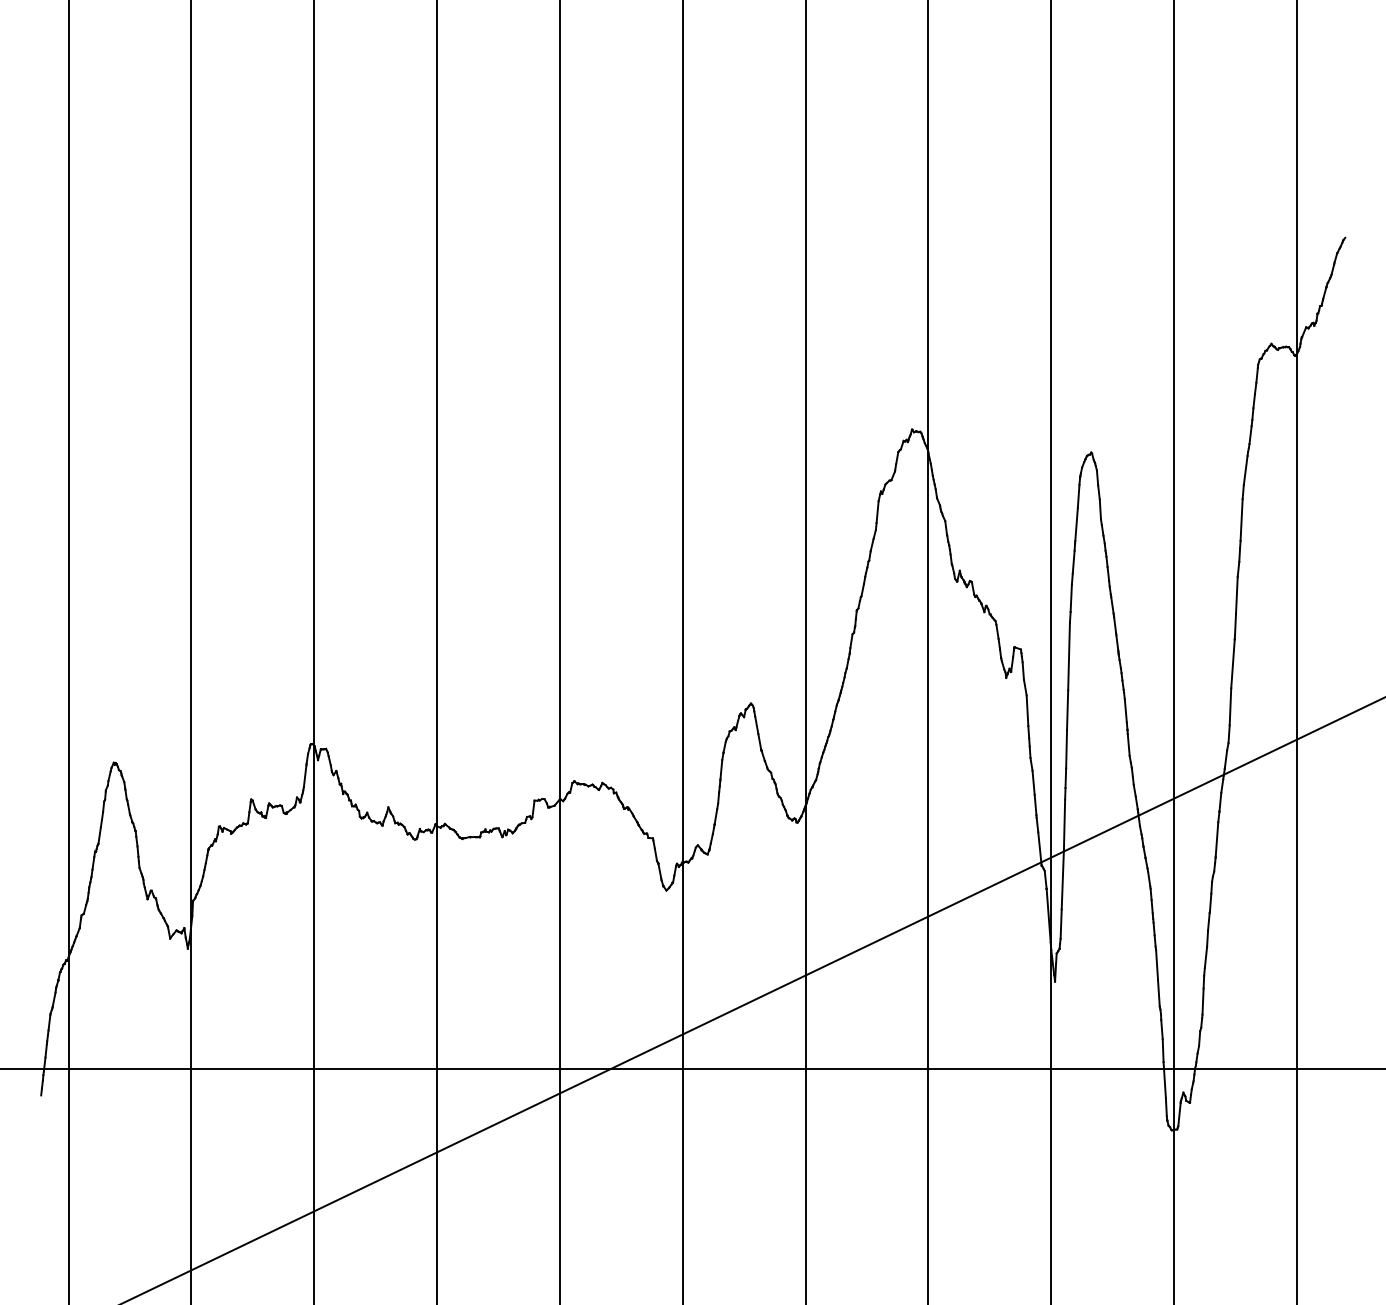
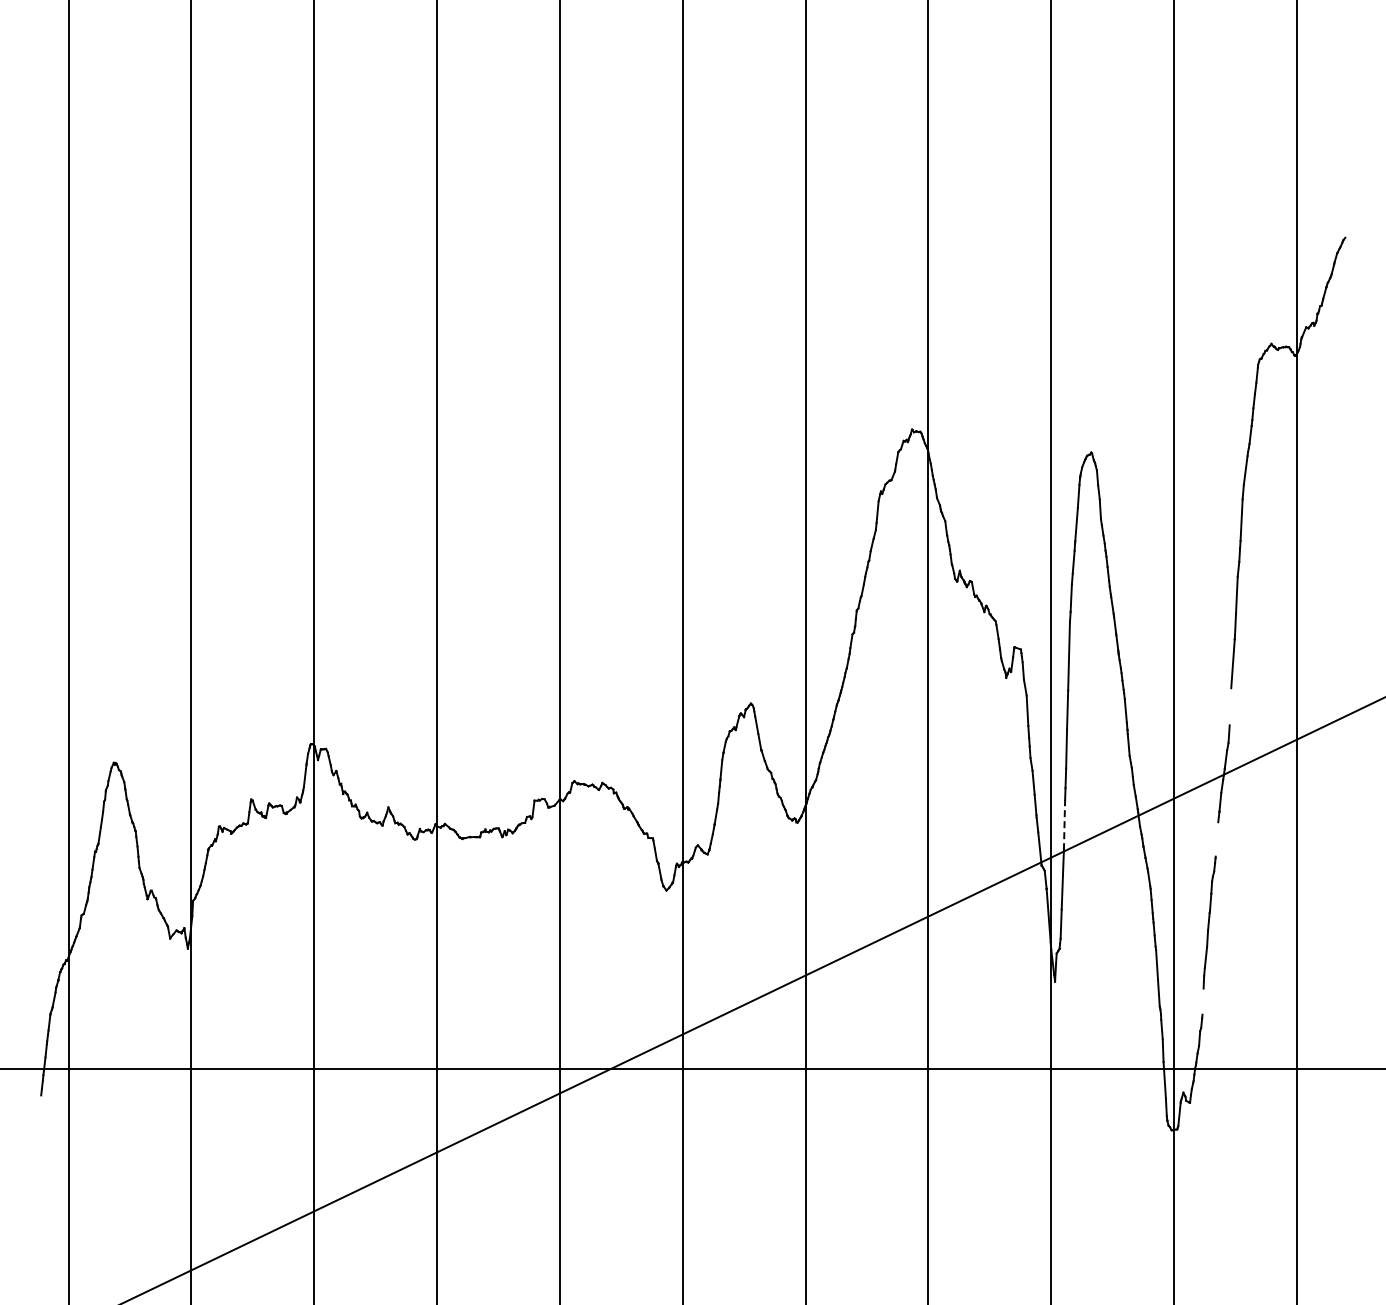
line: present -> none (1230, 706)
line: solid -> dashed (1064, 824)
line: present -> none (1216, 839)
line: present -> none (1202, 1001)
